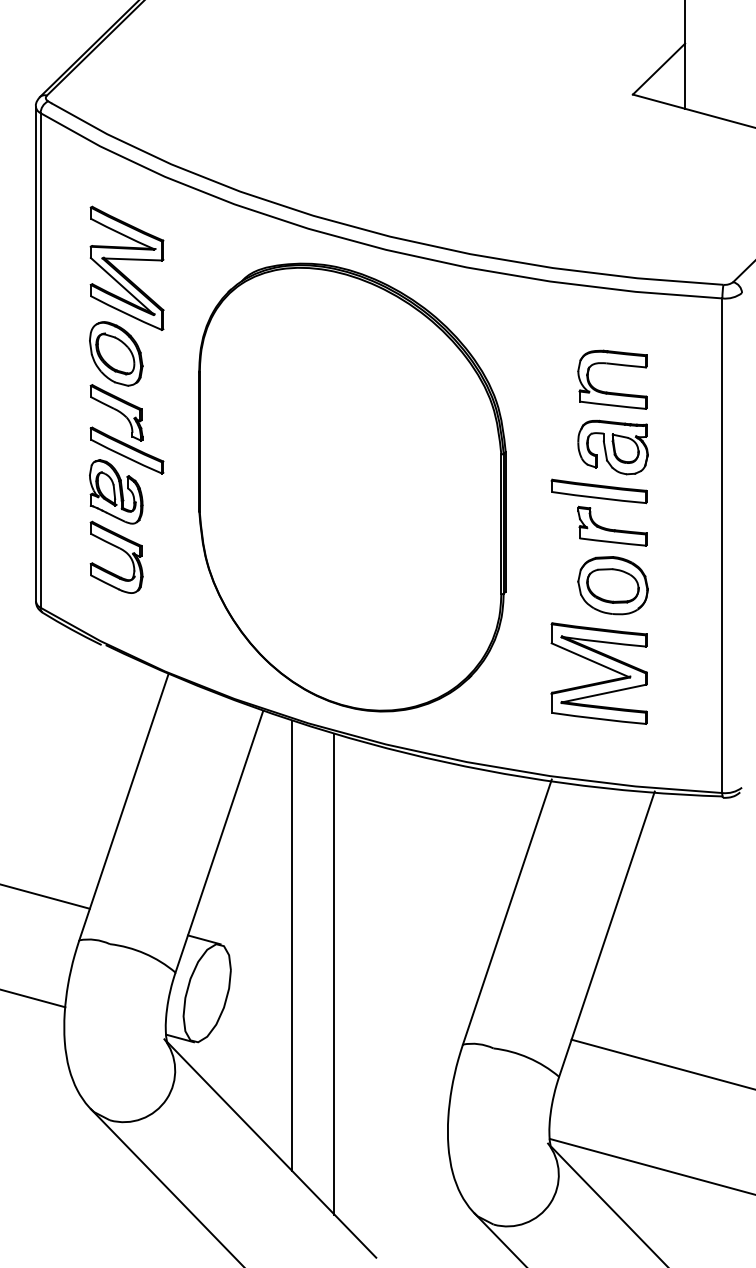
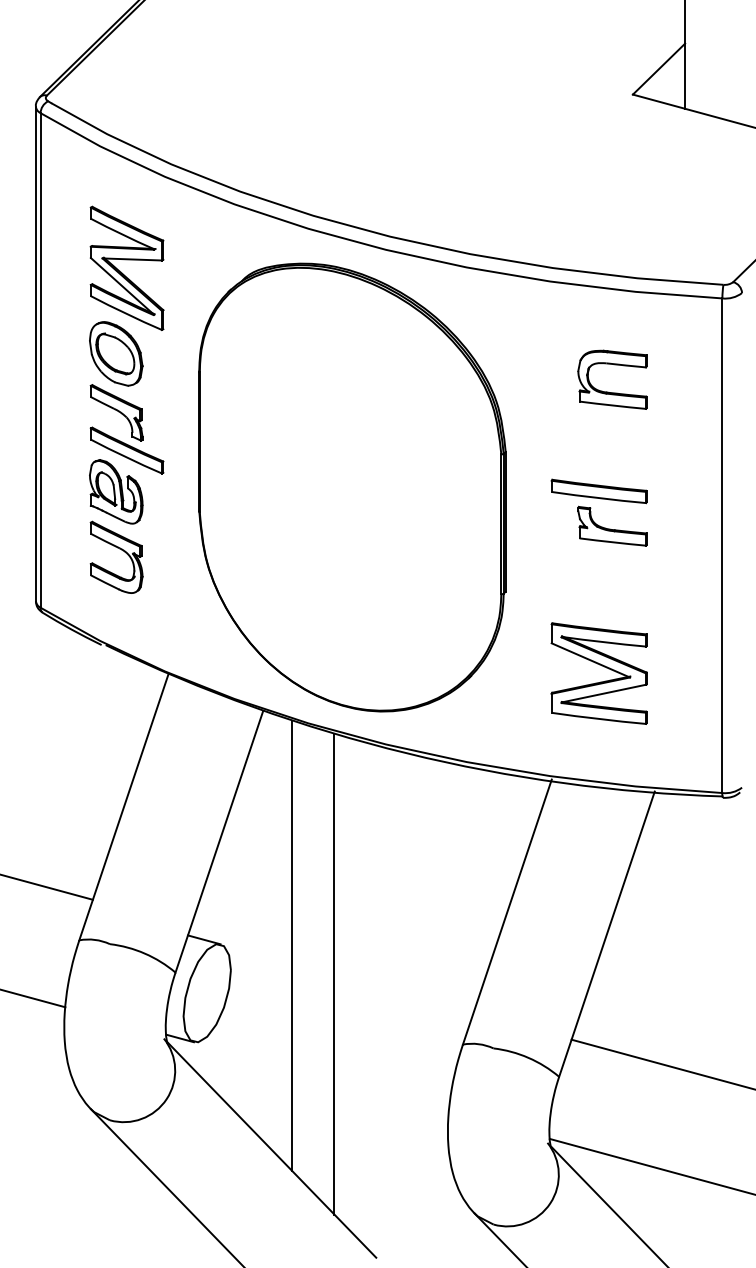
part: present -> none (612, 447)
part: present -> none (612, 585)
line position: (45, 896) -> (47, 887) (47, 887)
